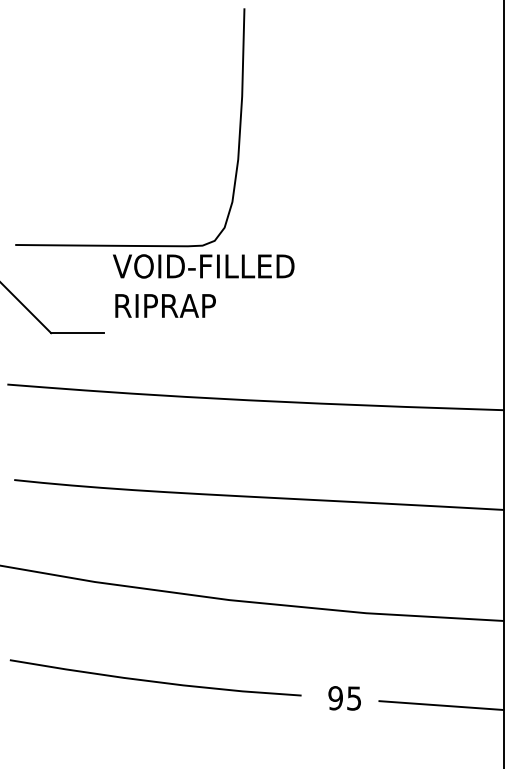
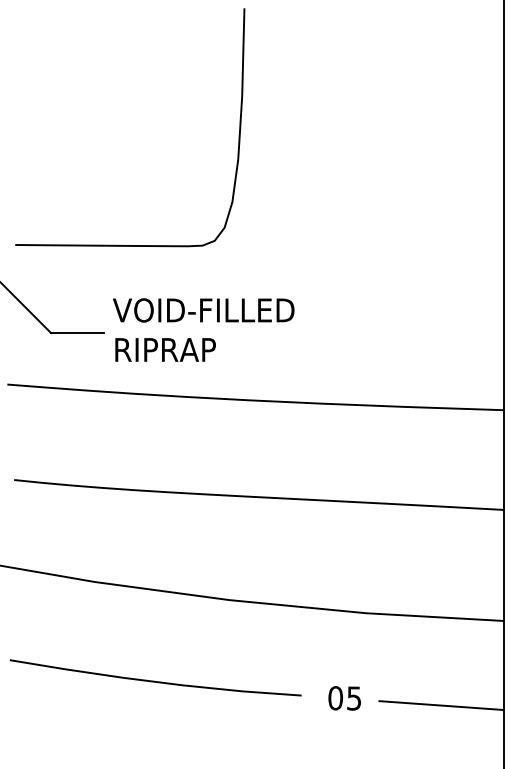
text position: (203, 285) -> (203, 329) (203, 329)
text: 95 -> 05 (335, 698)
